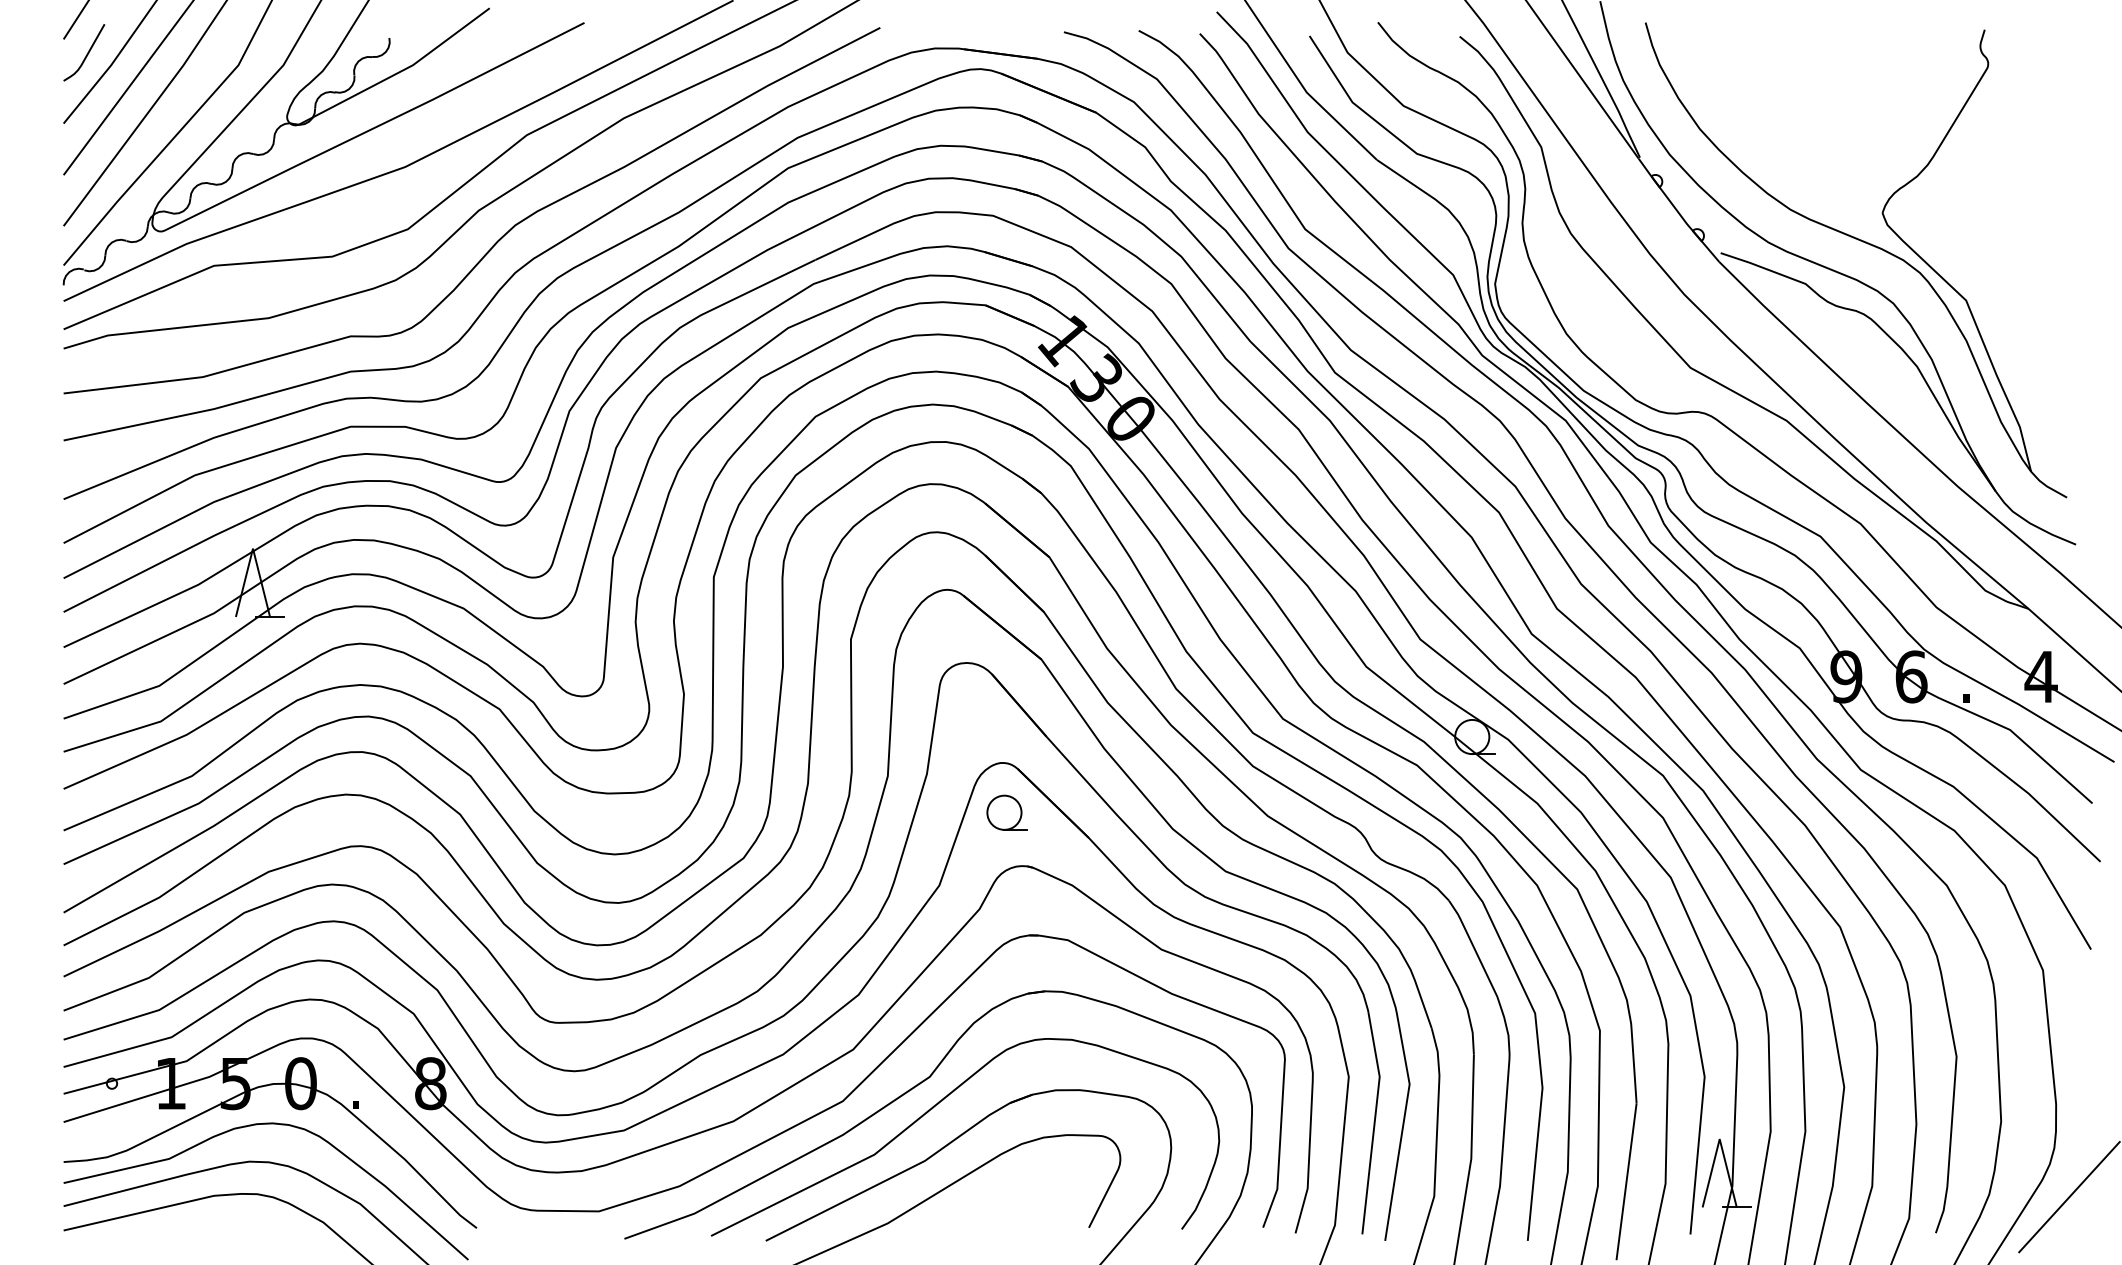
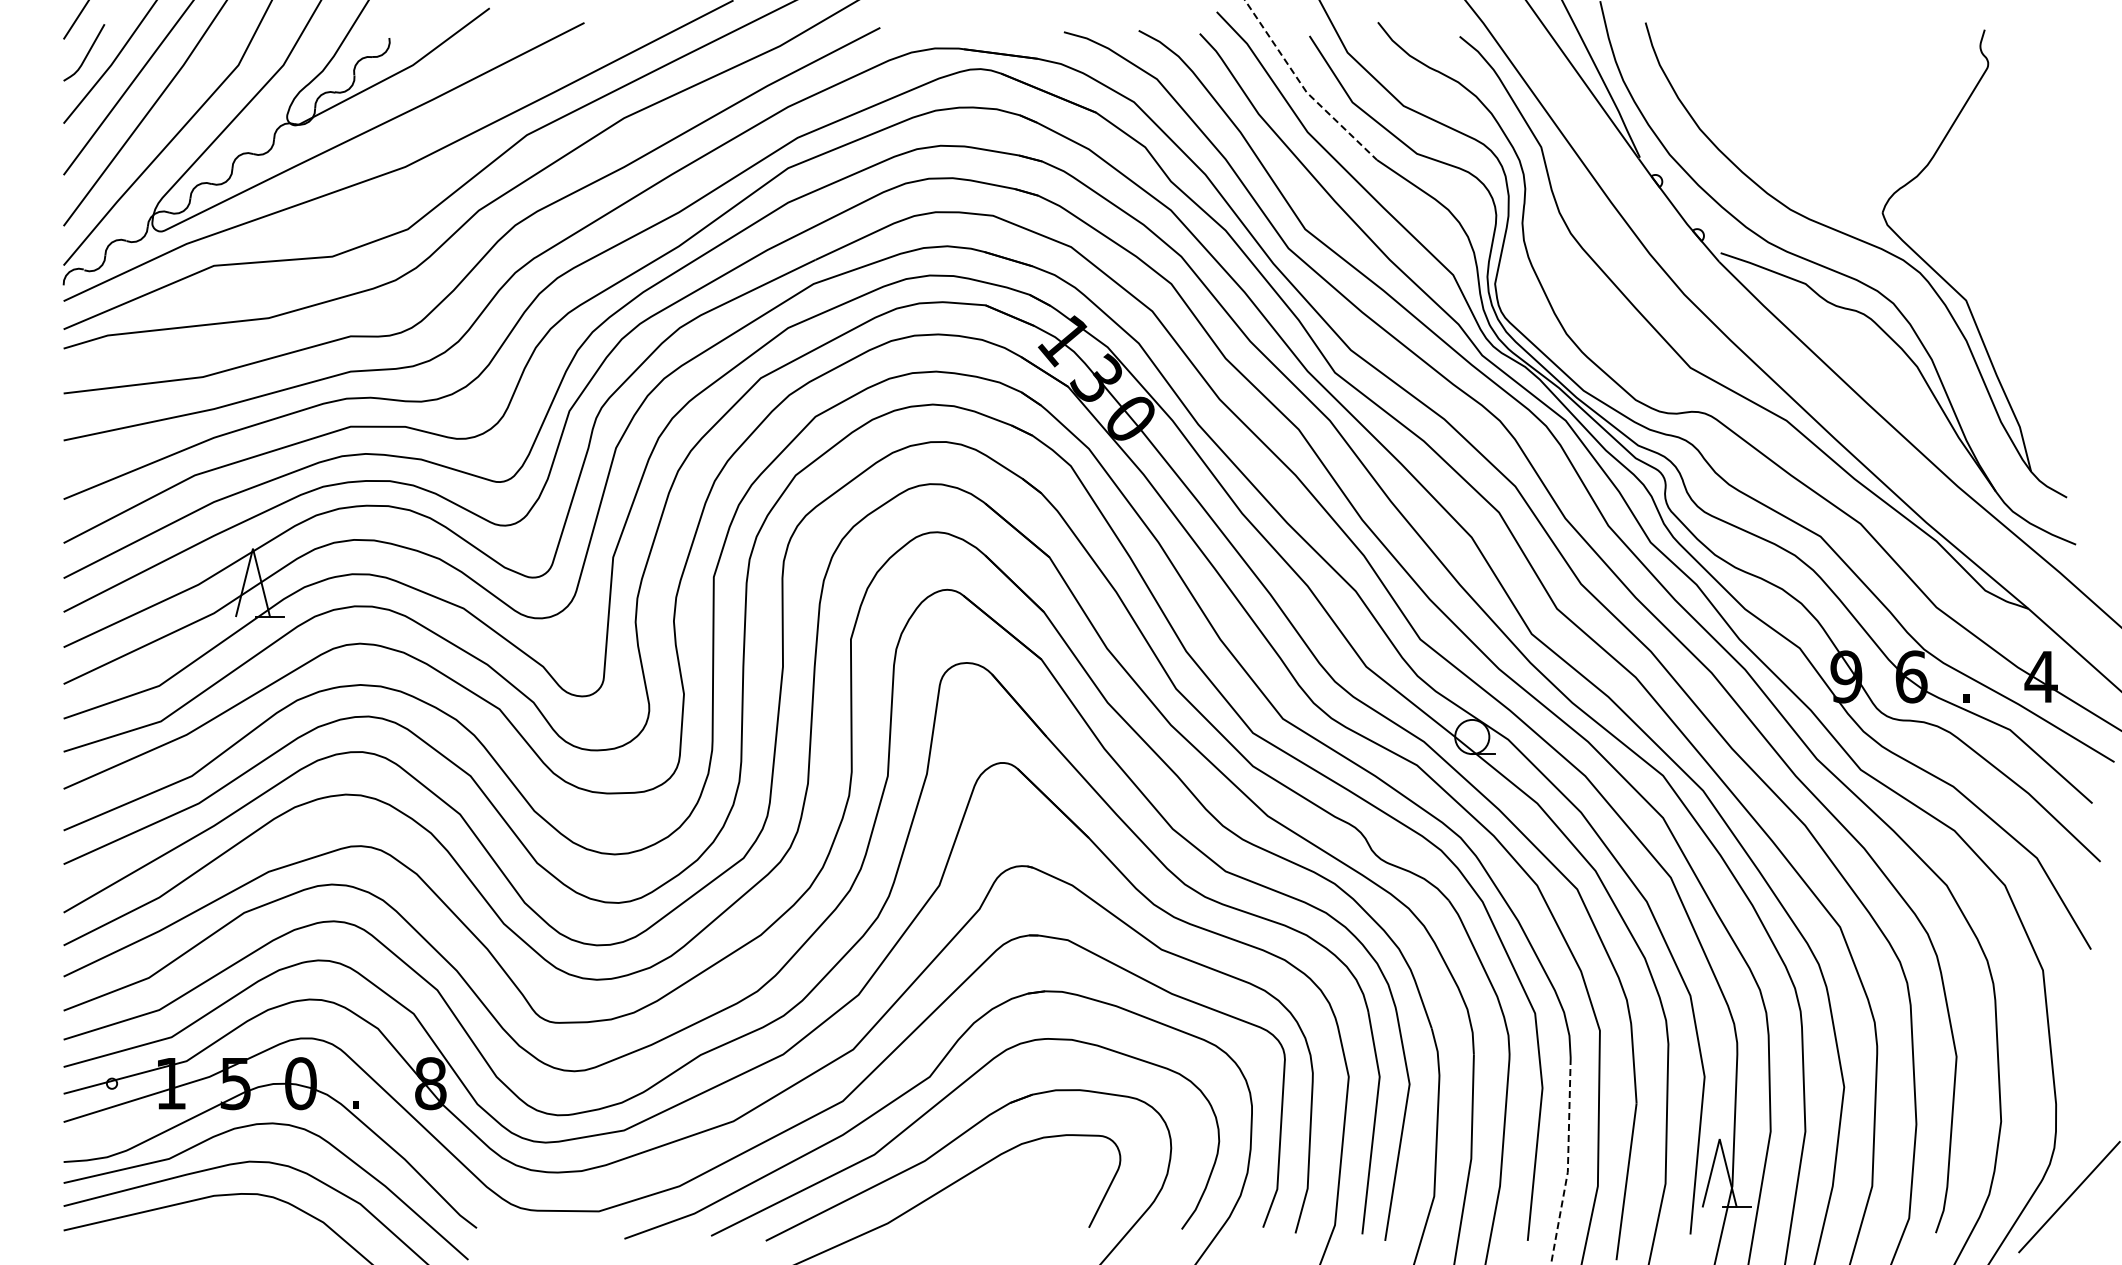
line: solid -> dashed (1303, 87)
part: present -> none (1006, 812)
line: solid -> dashed (1568, 1162)
